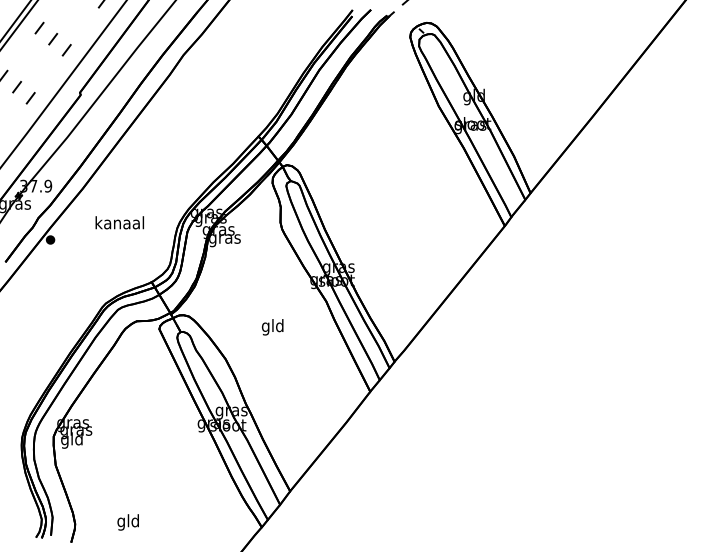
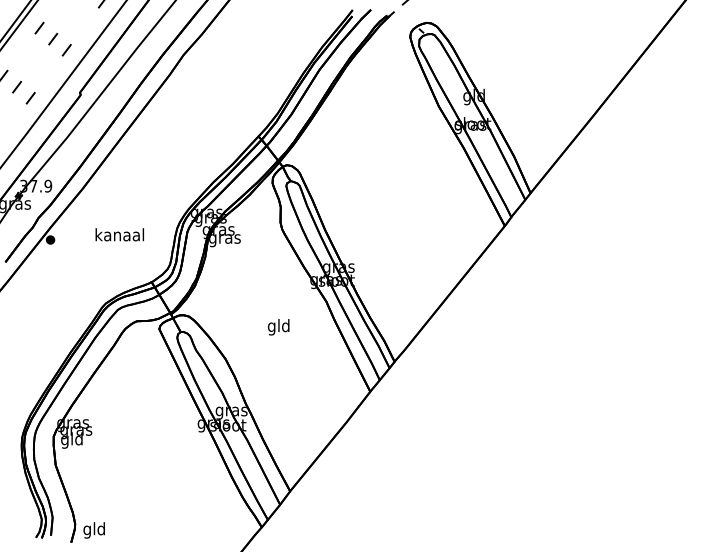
text position: (119, 222) -> (119, 234) (119, 234)
text position: (272, 327) -> (278, 327) (278, 327)
text position: (127, 522) -> (93, 530) (93, 530)
